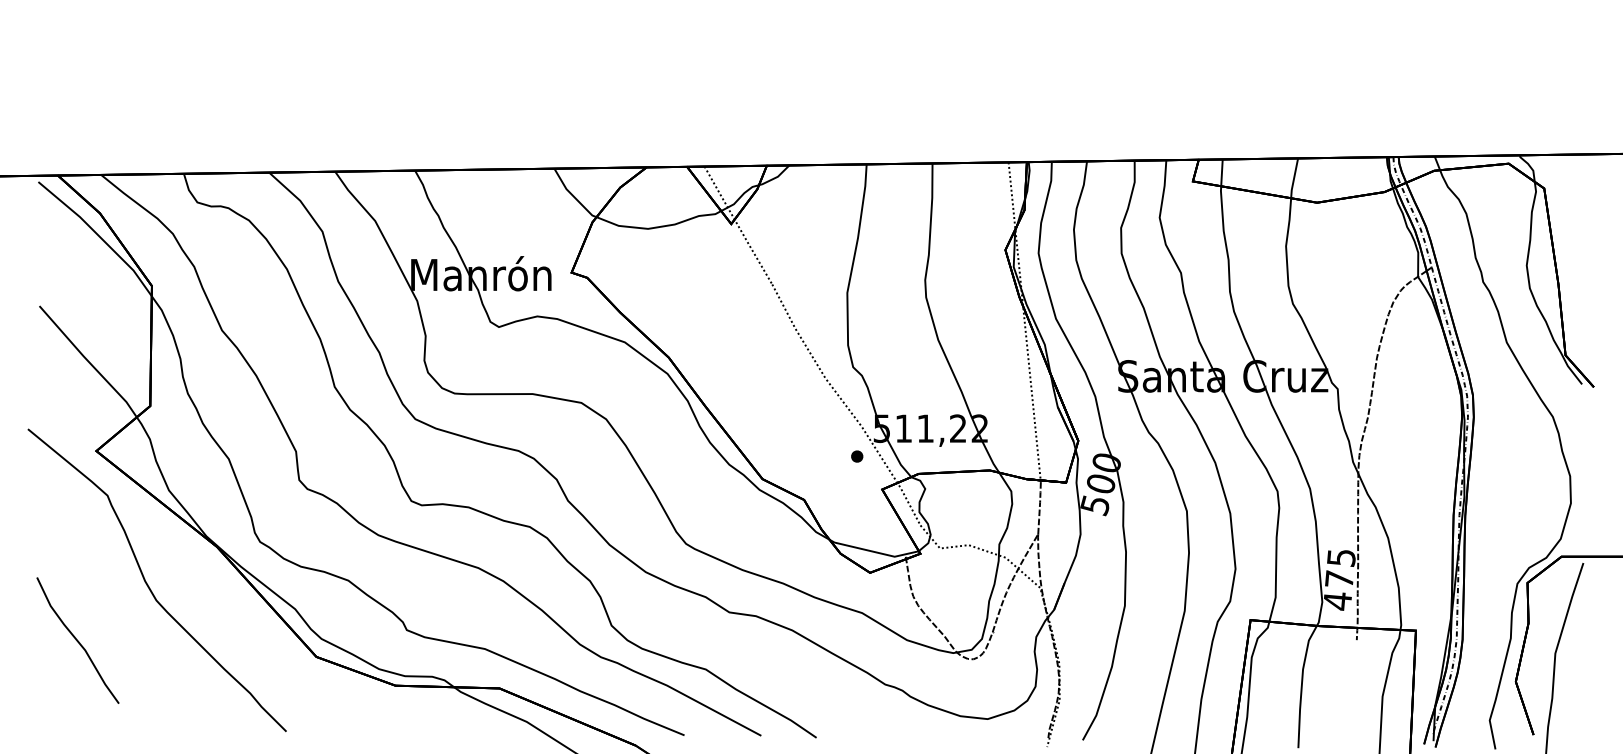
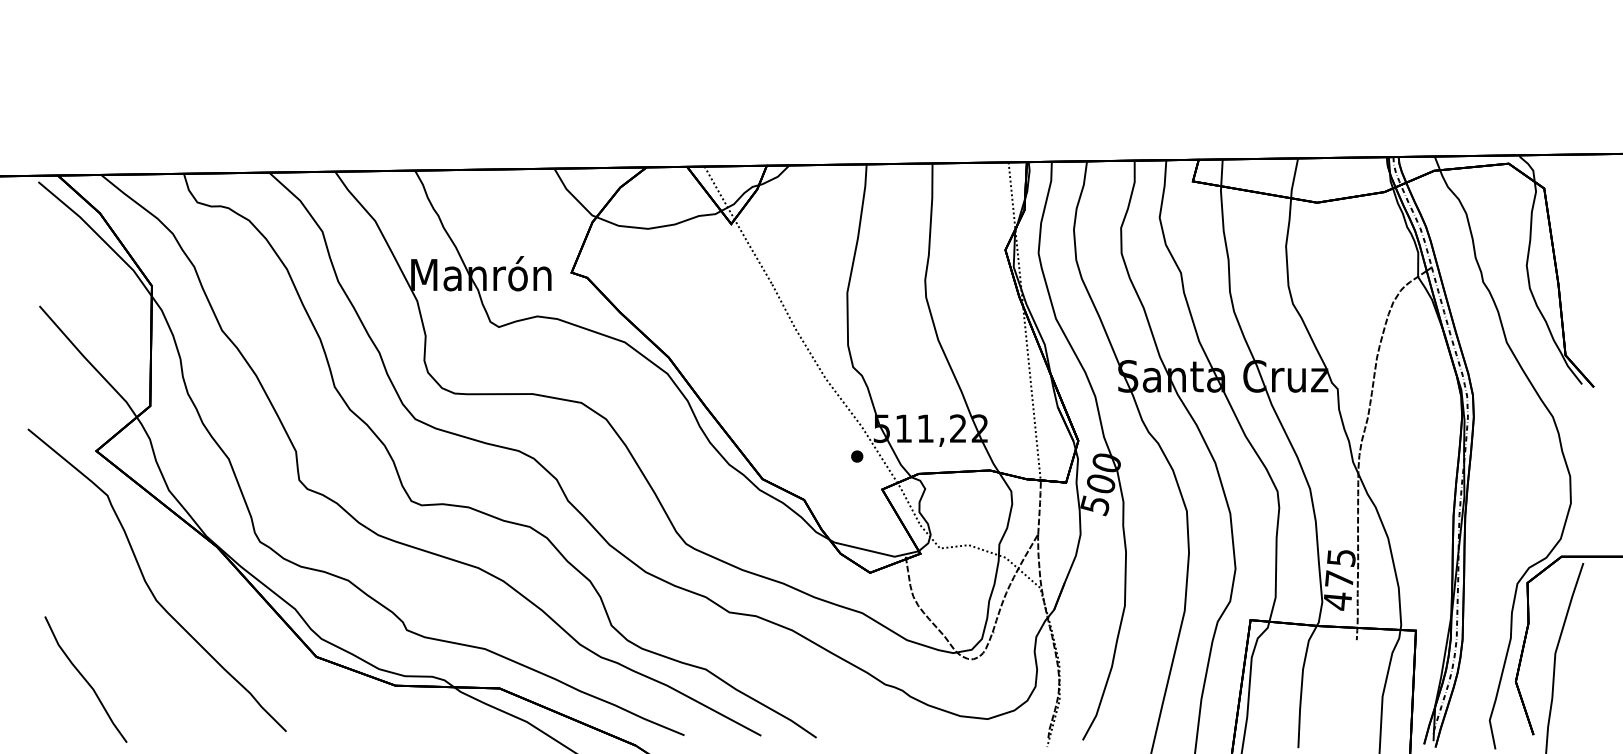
curve position: (77, 640) -> (85, 679) (85, 679)
